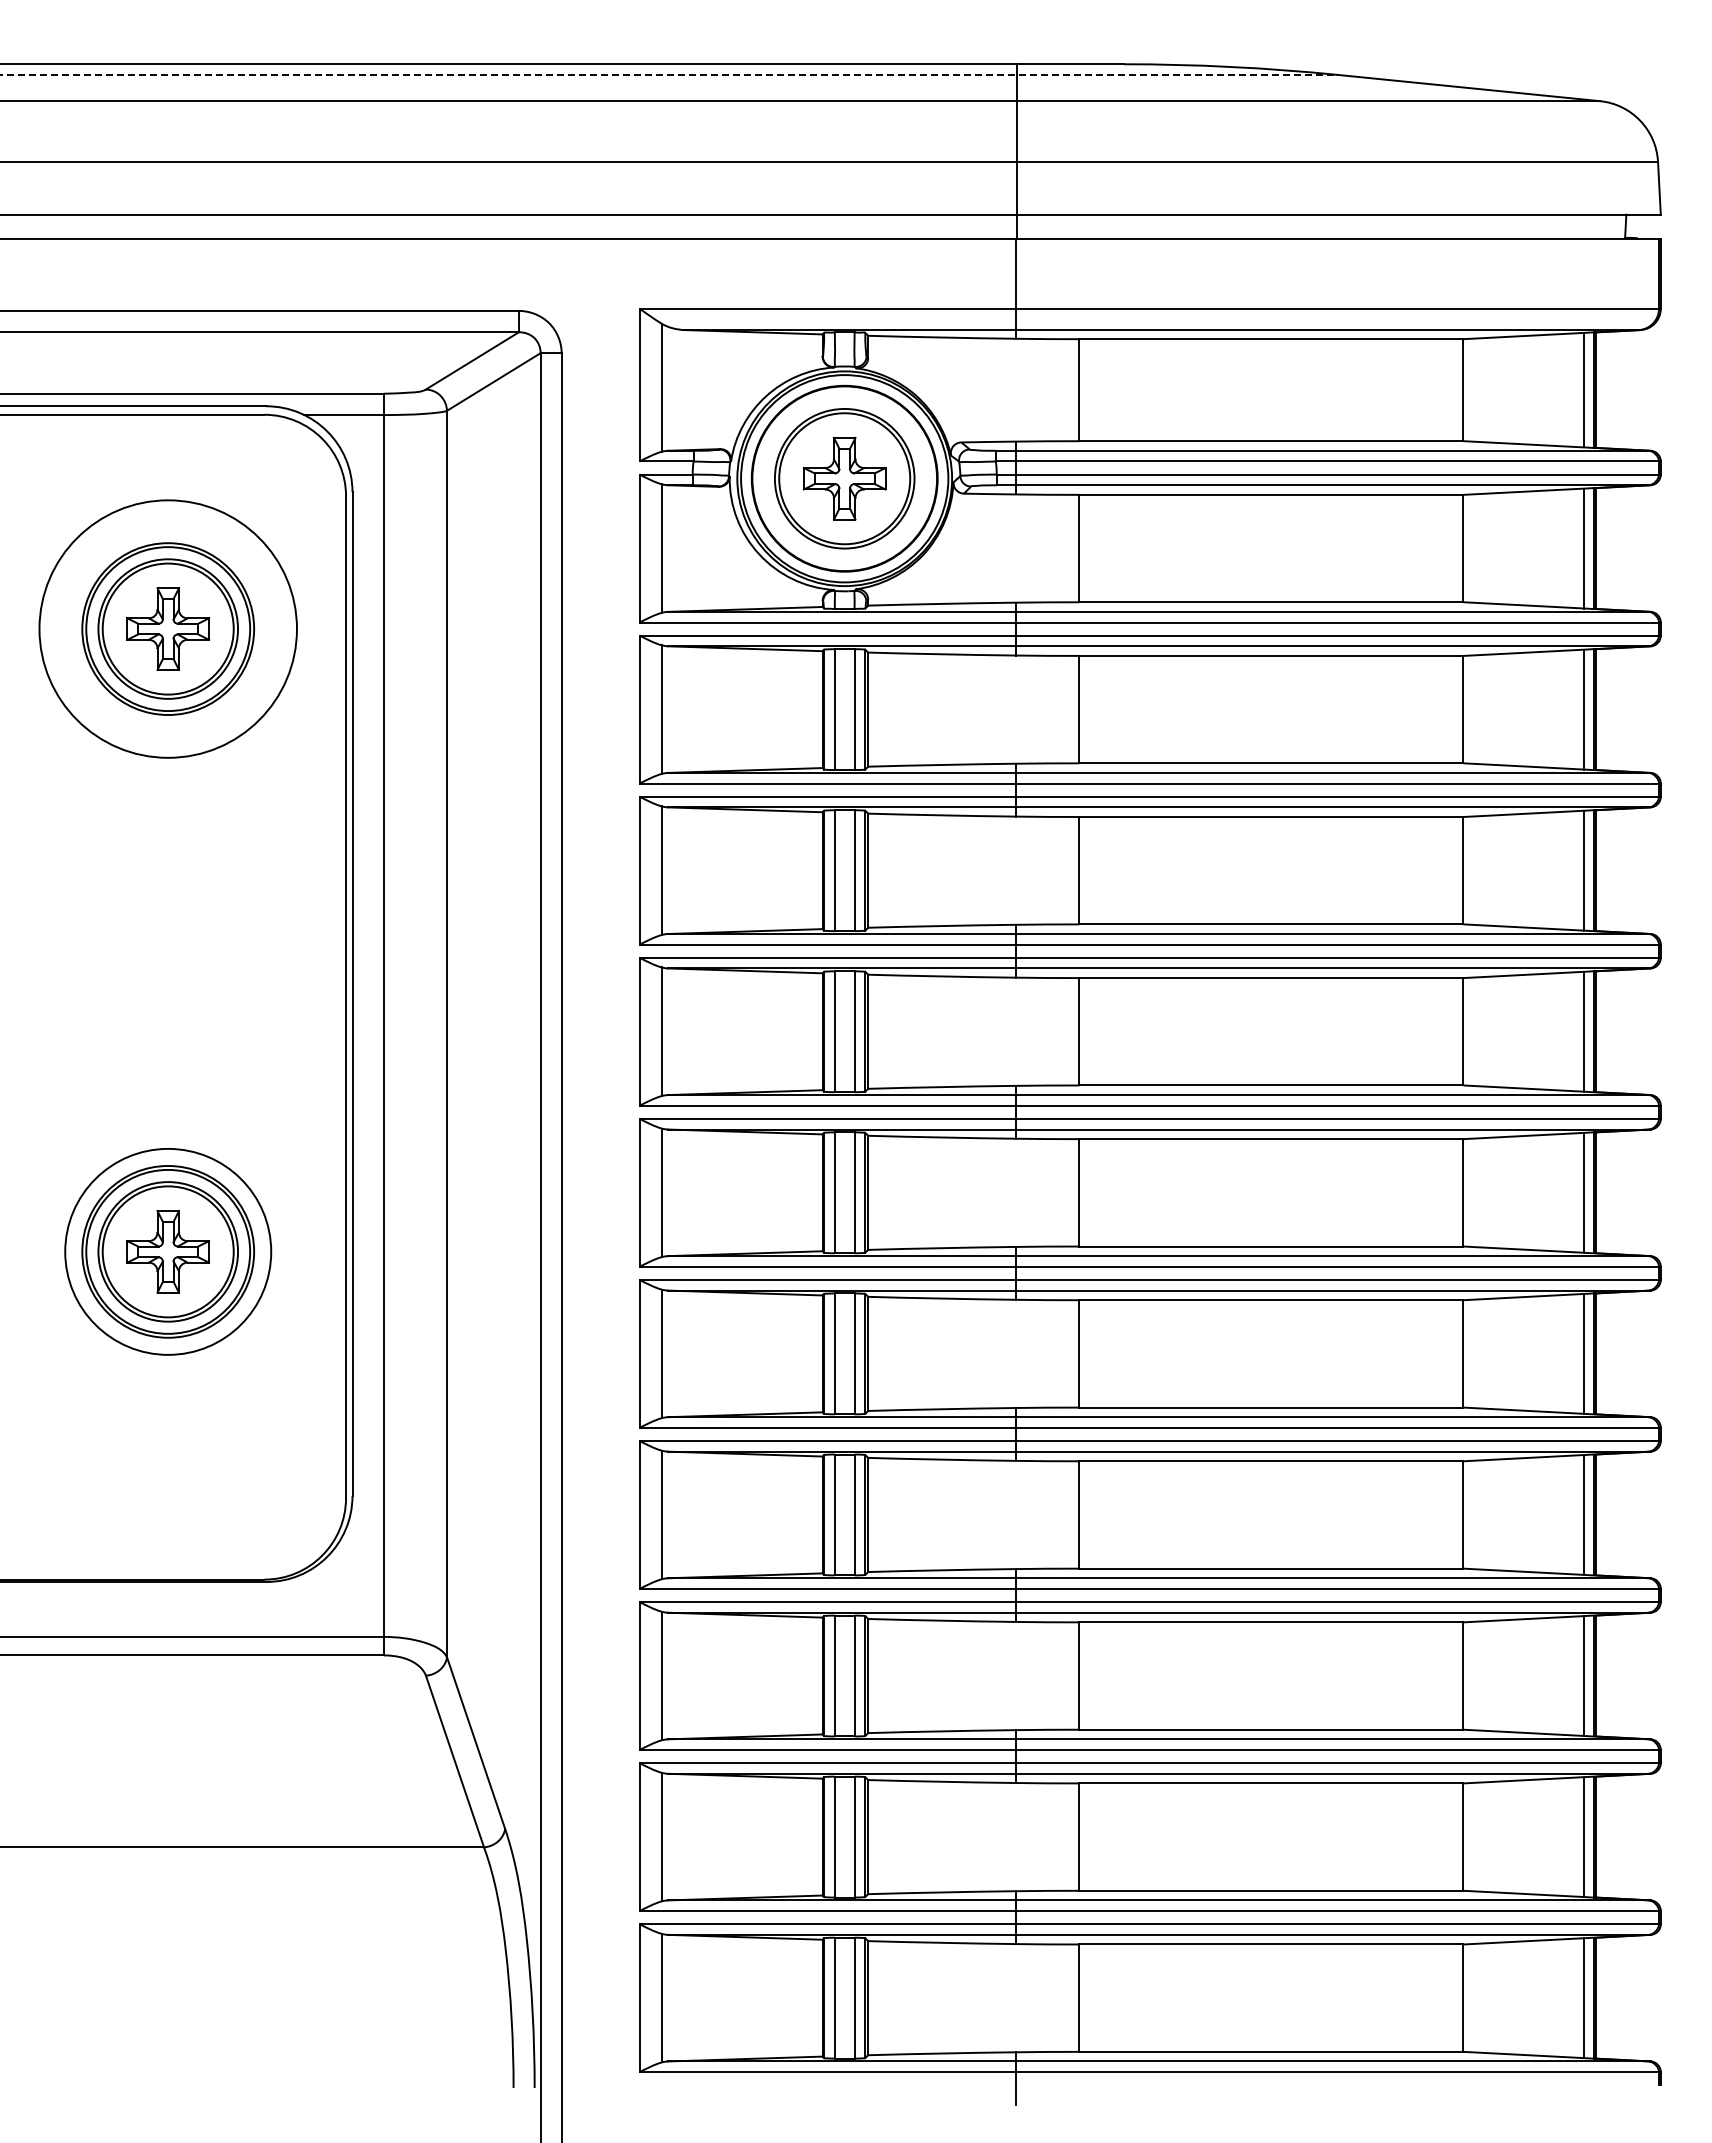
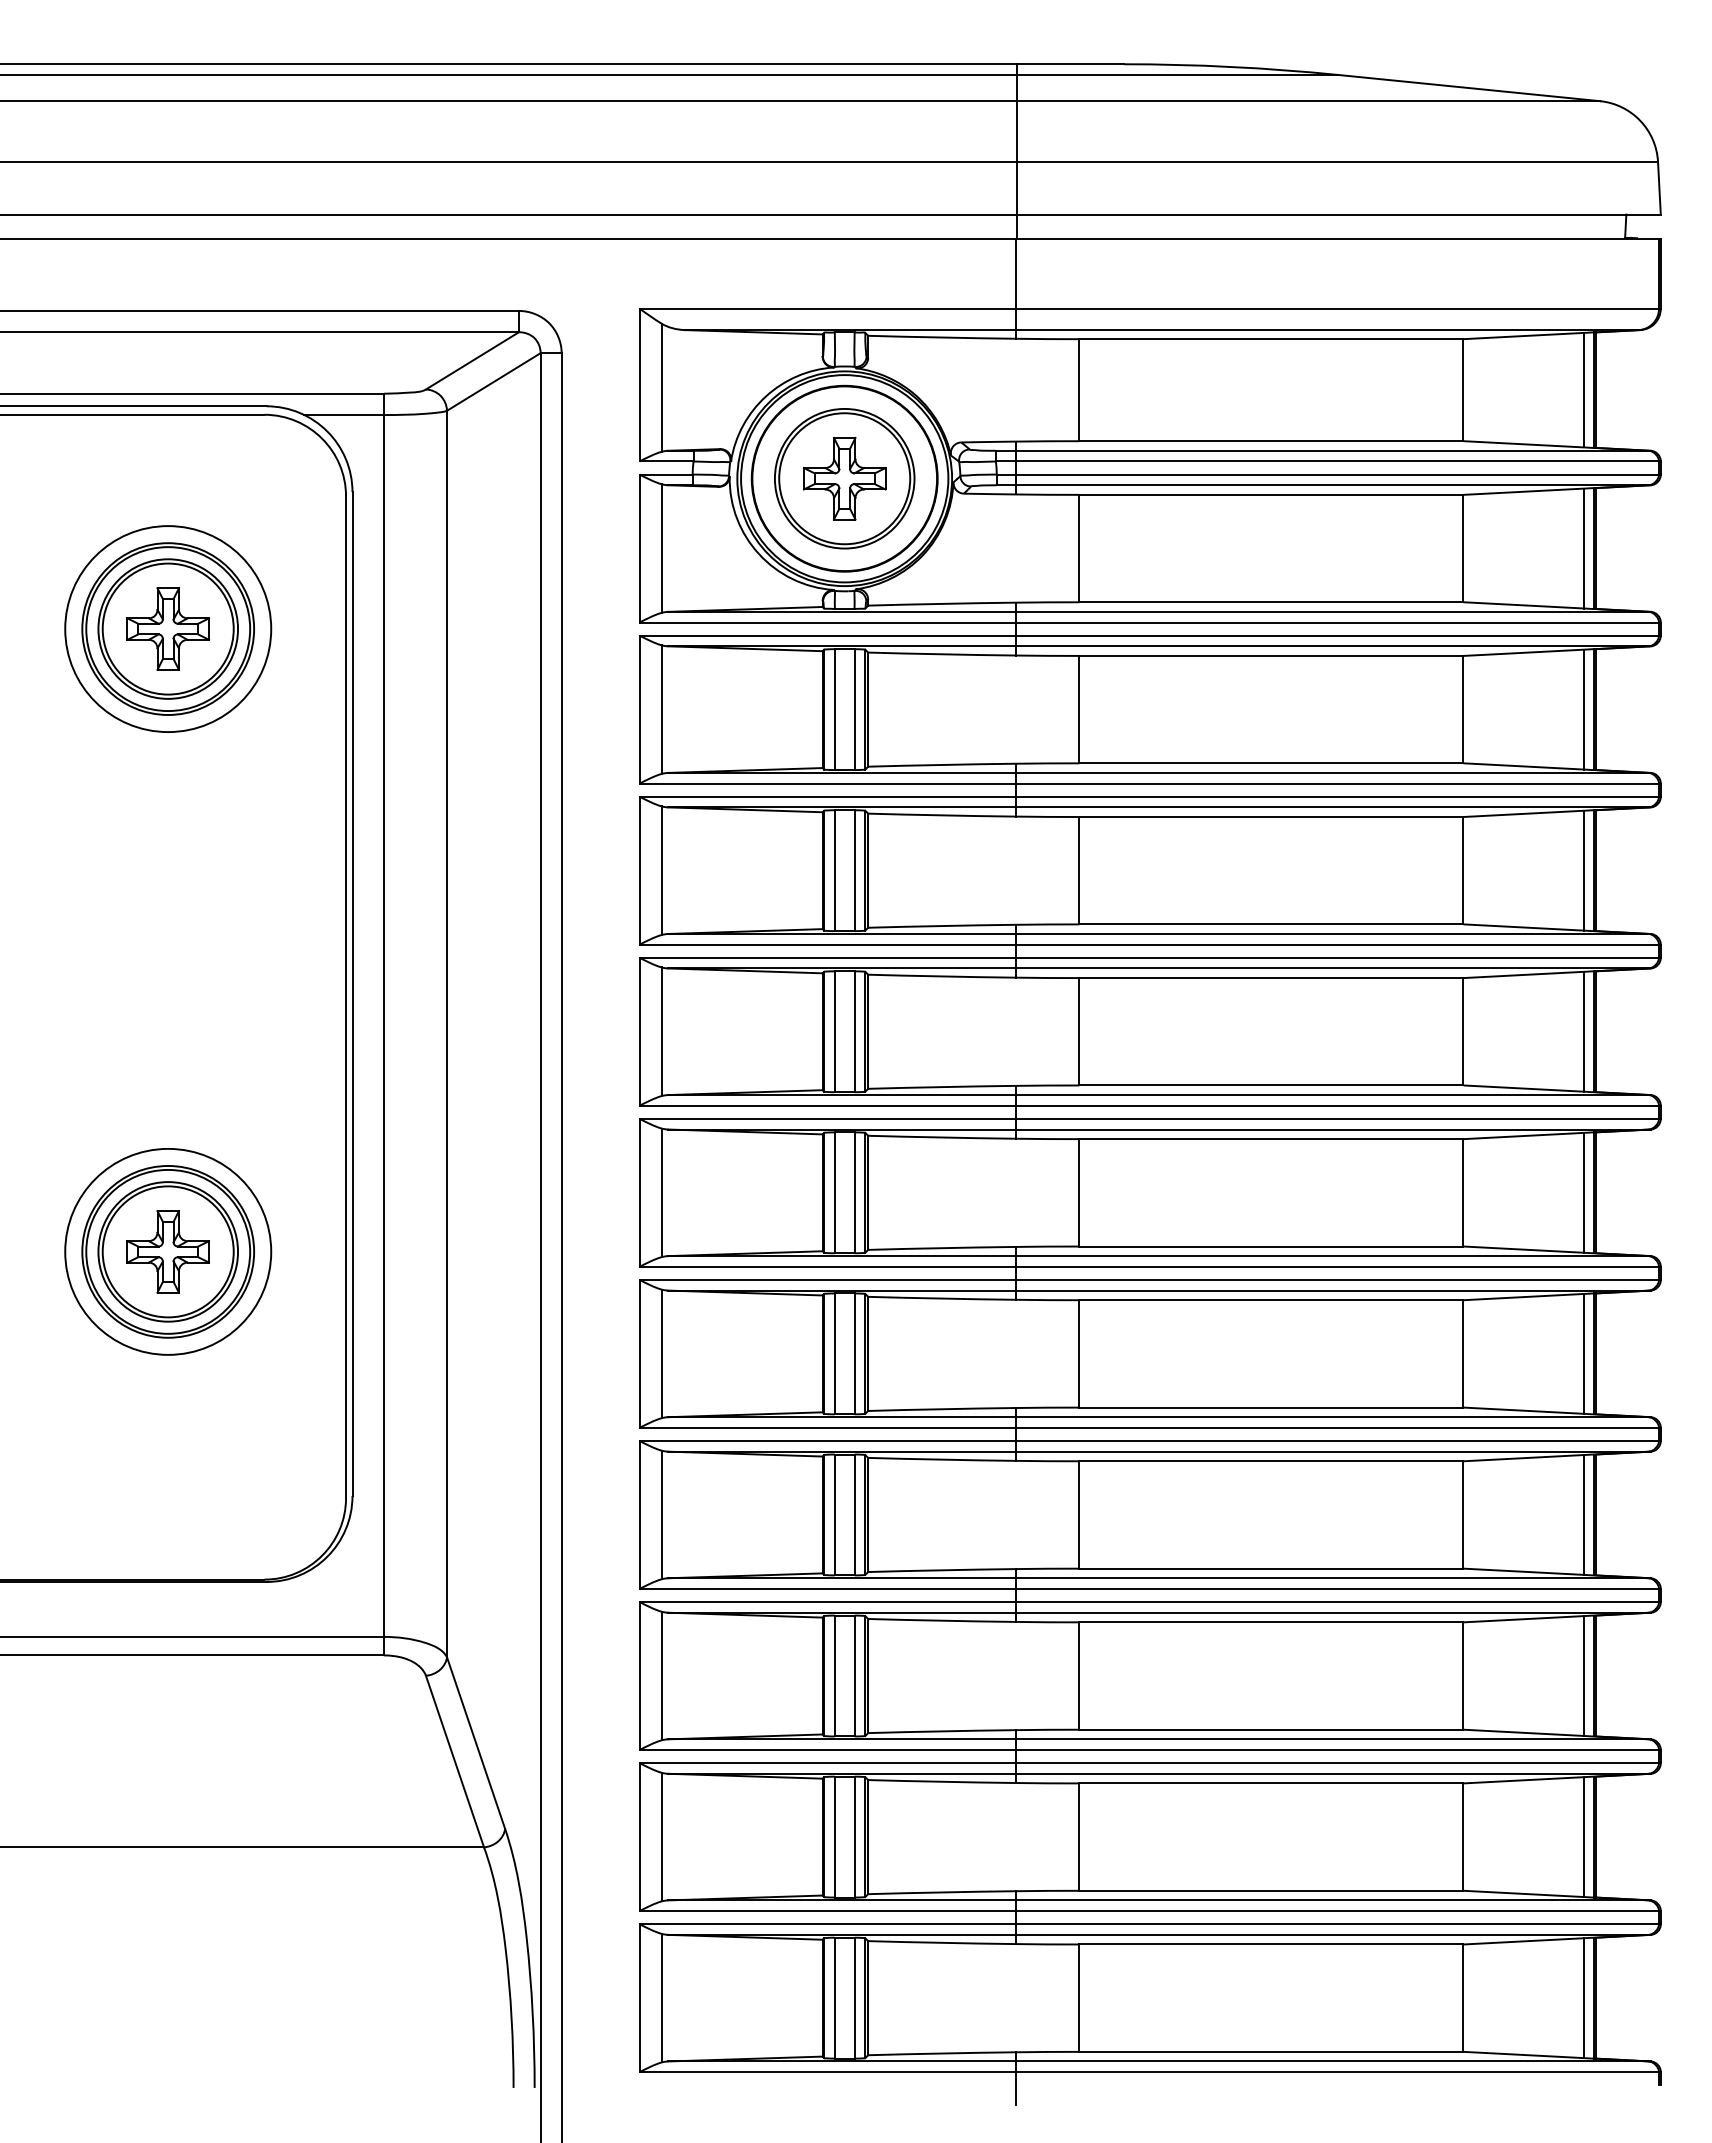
line: dashed -> solid (669, 74)
circle diameter: 257 px -> 206 px (168, 629)
